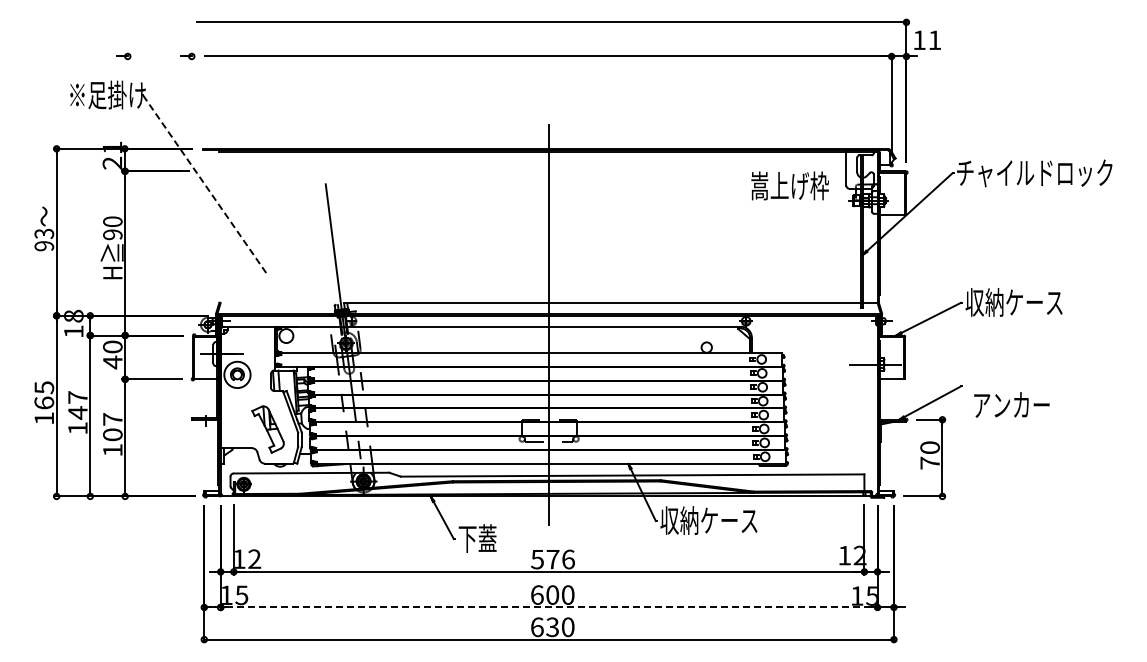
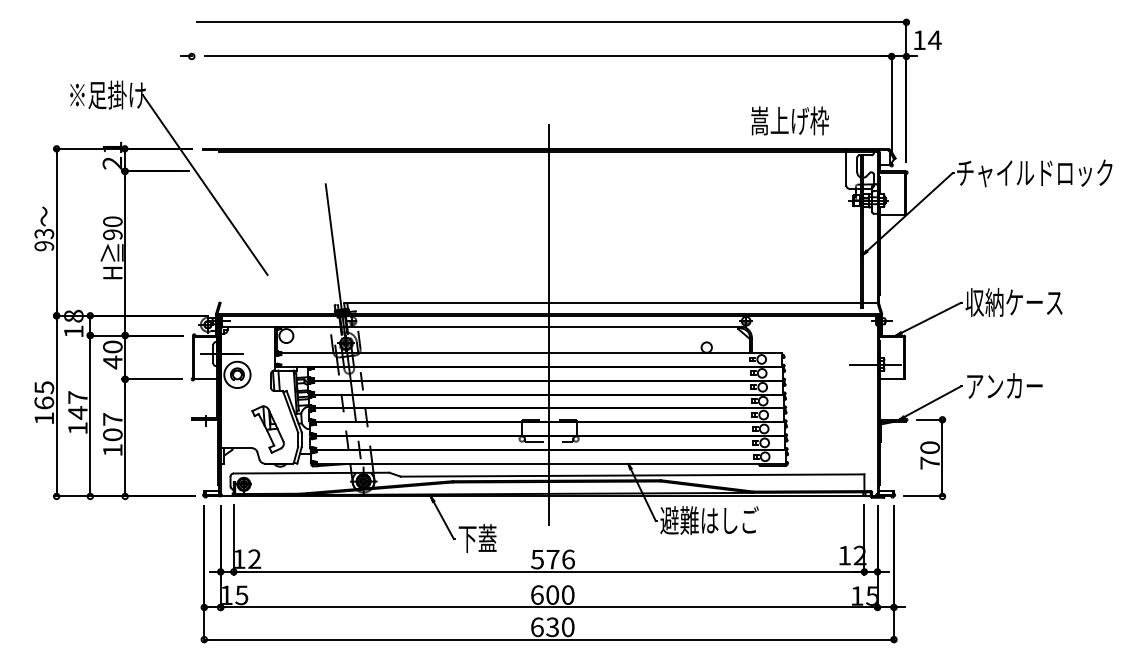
text: 11 -> 14 (934, 39)
part: present -> none (123, 56)
line: dashed -> solid (205, 185)
text position: (789, 185) -> (789, 120) (789, 120)
text position: (1011, 404) -> (1004, 385) (1004, 385)
text: 収納ケース -> 避難はしご (709, 520)
line: dashed -> solid (549, 607)
